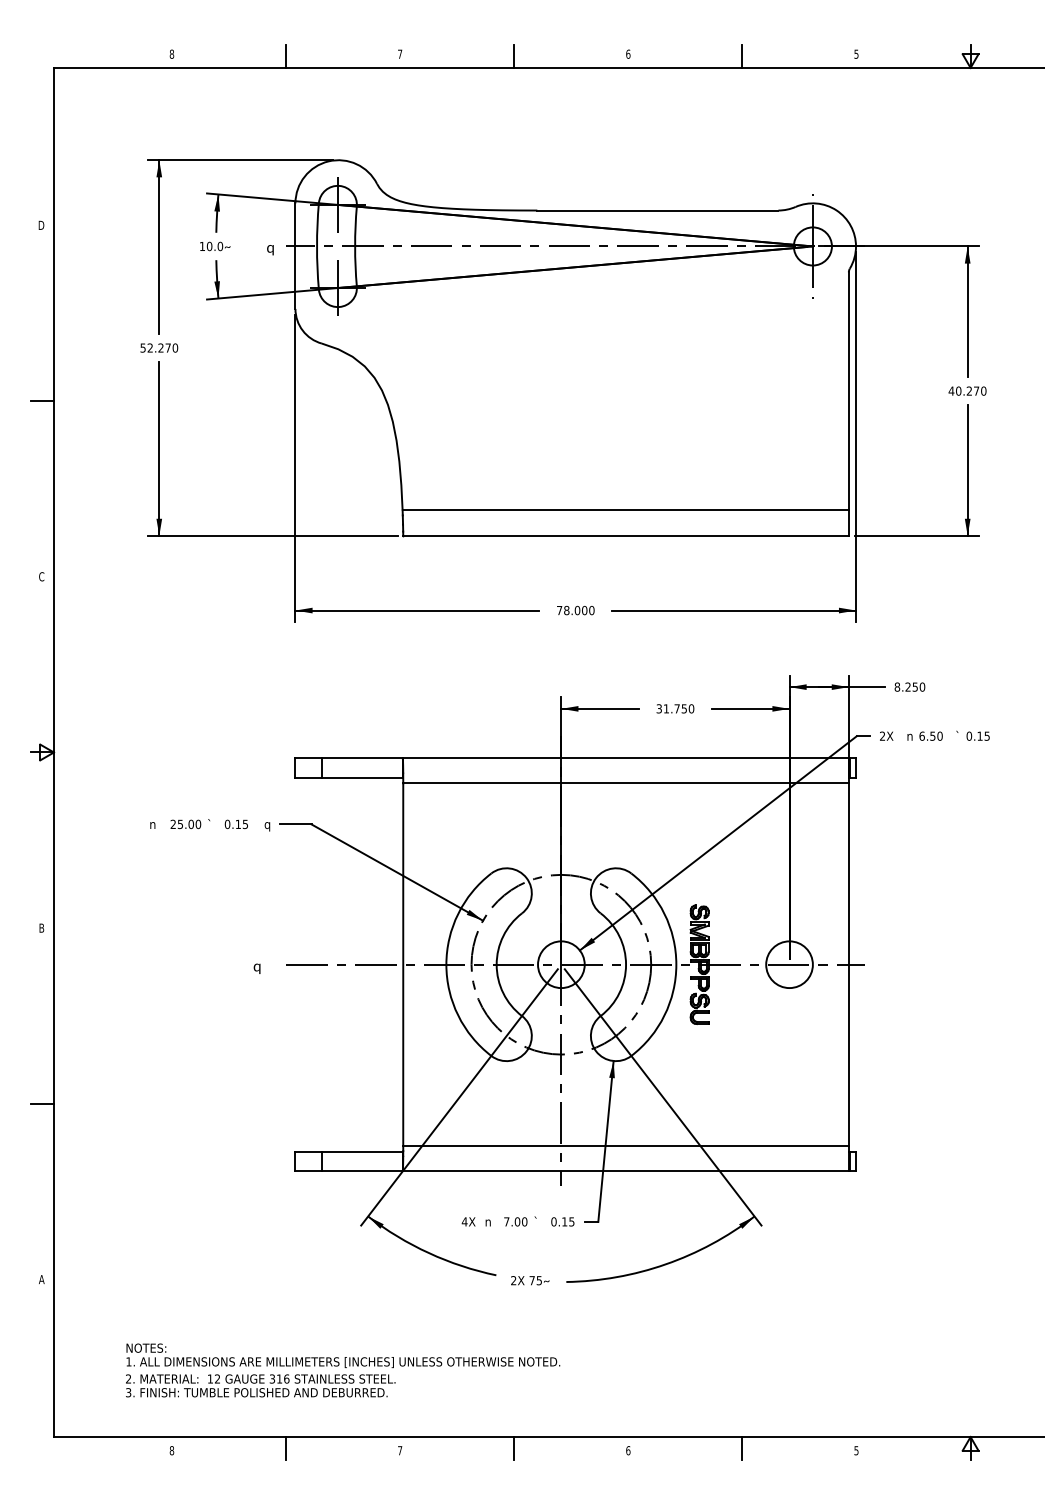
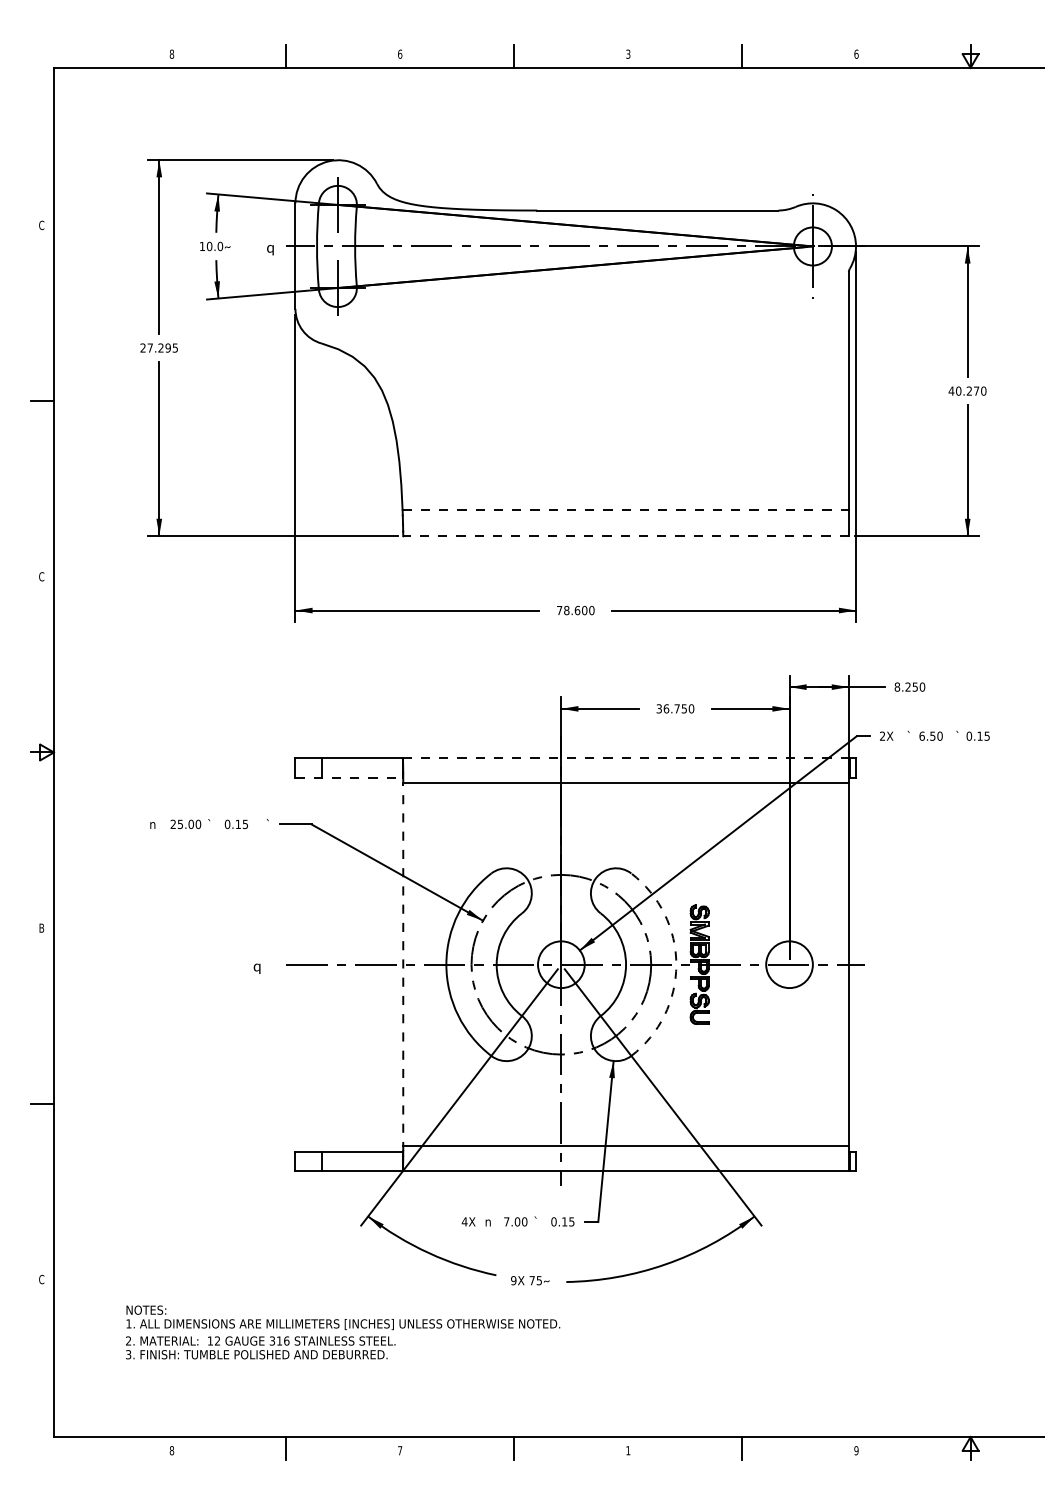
text: 7 -> 6 (400, 53)
text: 6 -> 3 (628, 53)
text: 5 -> 6 (856, 53)
text: D -> C (41, 225)
text: 52.270 -> 27.295 (159, 347)
line: solid -> dashed (626, 510)
line: solid -> dashed (626, 535)
text: 78.000 -> 78.600 (577, 609)
text: 31.750 -> 36.750 (666, 708)
text: n -> ` (909, 735)
line: solid -> dashed (626, 757)
line: solid -> dashed (349, 777)
text: q -> ` (267, 825)
arc: solid -> dashed (676, 964)
line: solid -> dashed (403, 967)
text: A -> C (41, 1279)
text: 2X -> 9X (513, 1280)
text position: (343, 1370) -> (343, 1332) (343, 1332)
text: 6 -> 1 (628, 1450)
text: 5 -> 9 (856, 1450)
